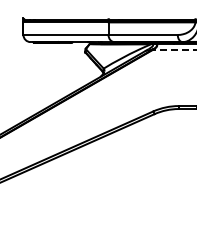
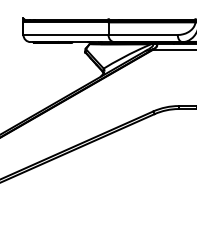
line: dashed -> solid (174, 49)
